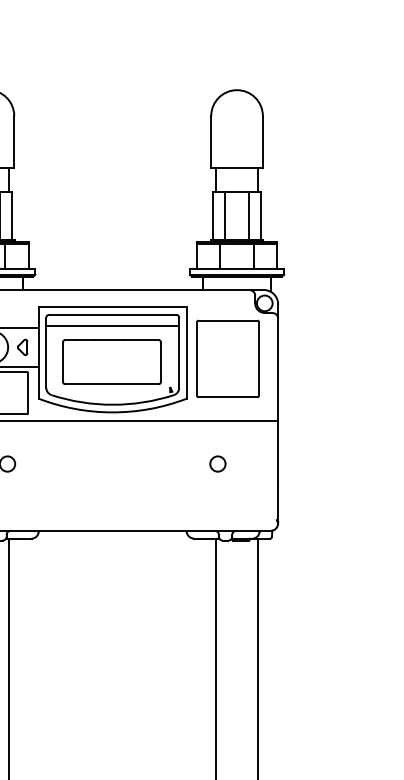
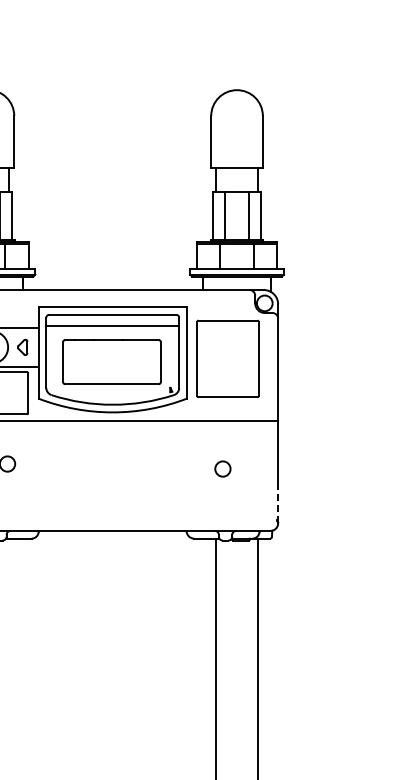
circle position: (217, 463) -> (222, 468) (222, 468)
line: solid -> dashed (278, 501)
line: present -> none (9, 657)
